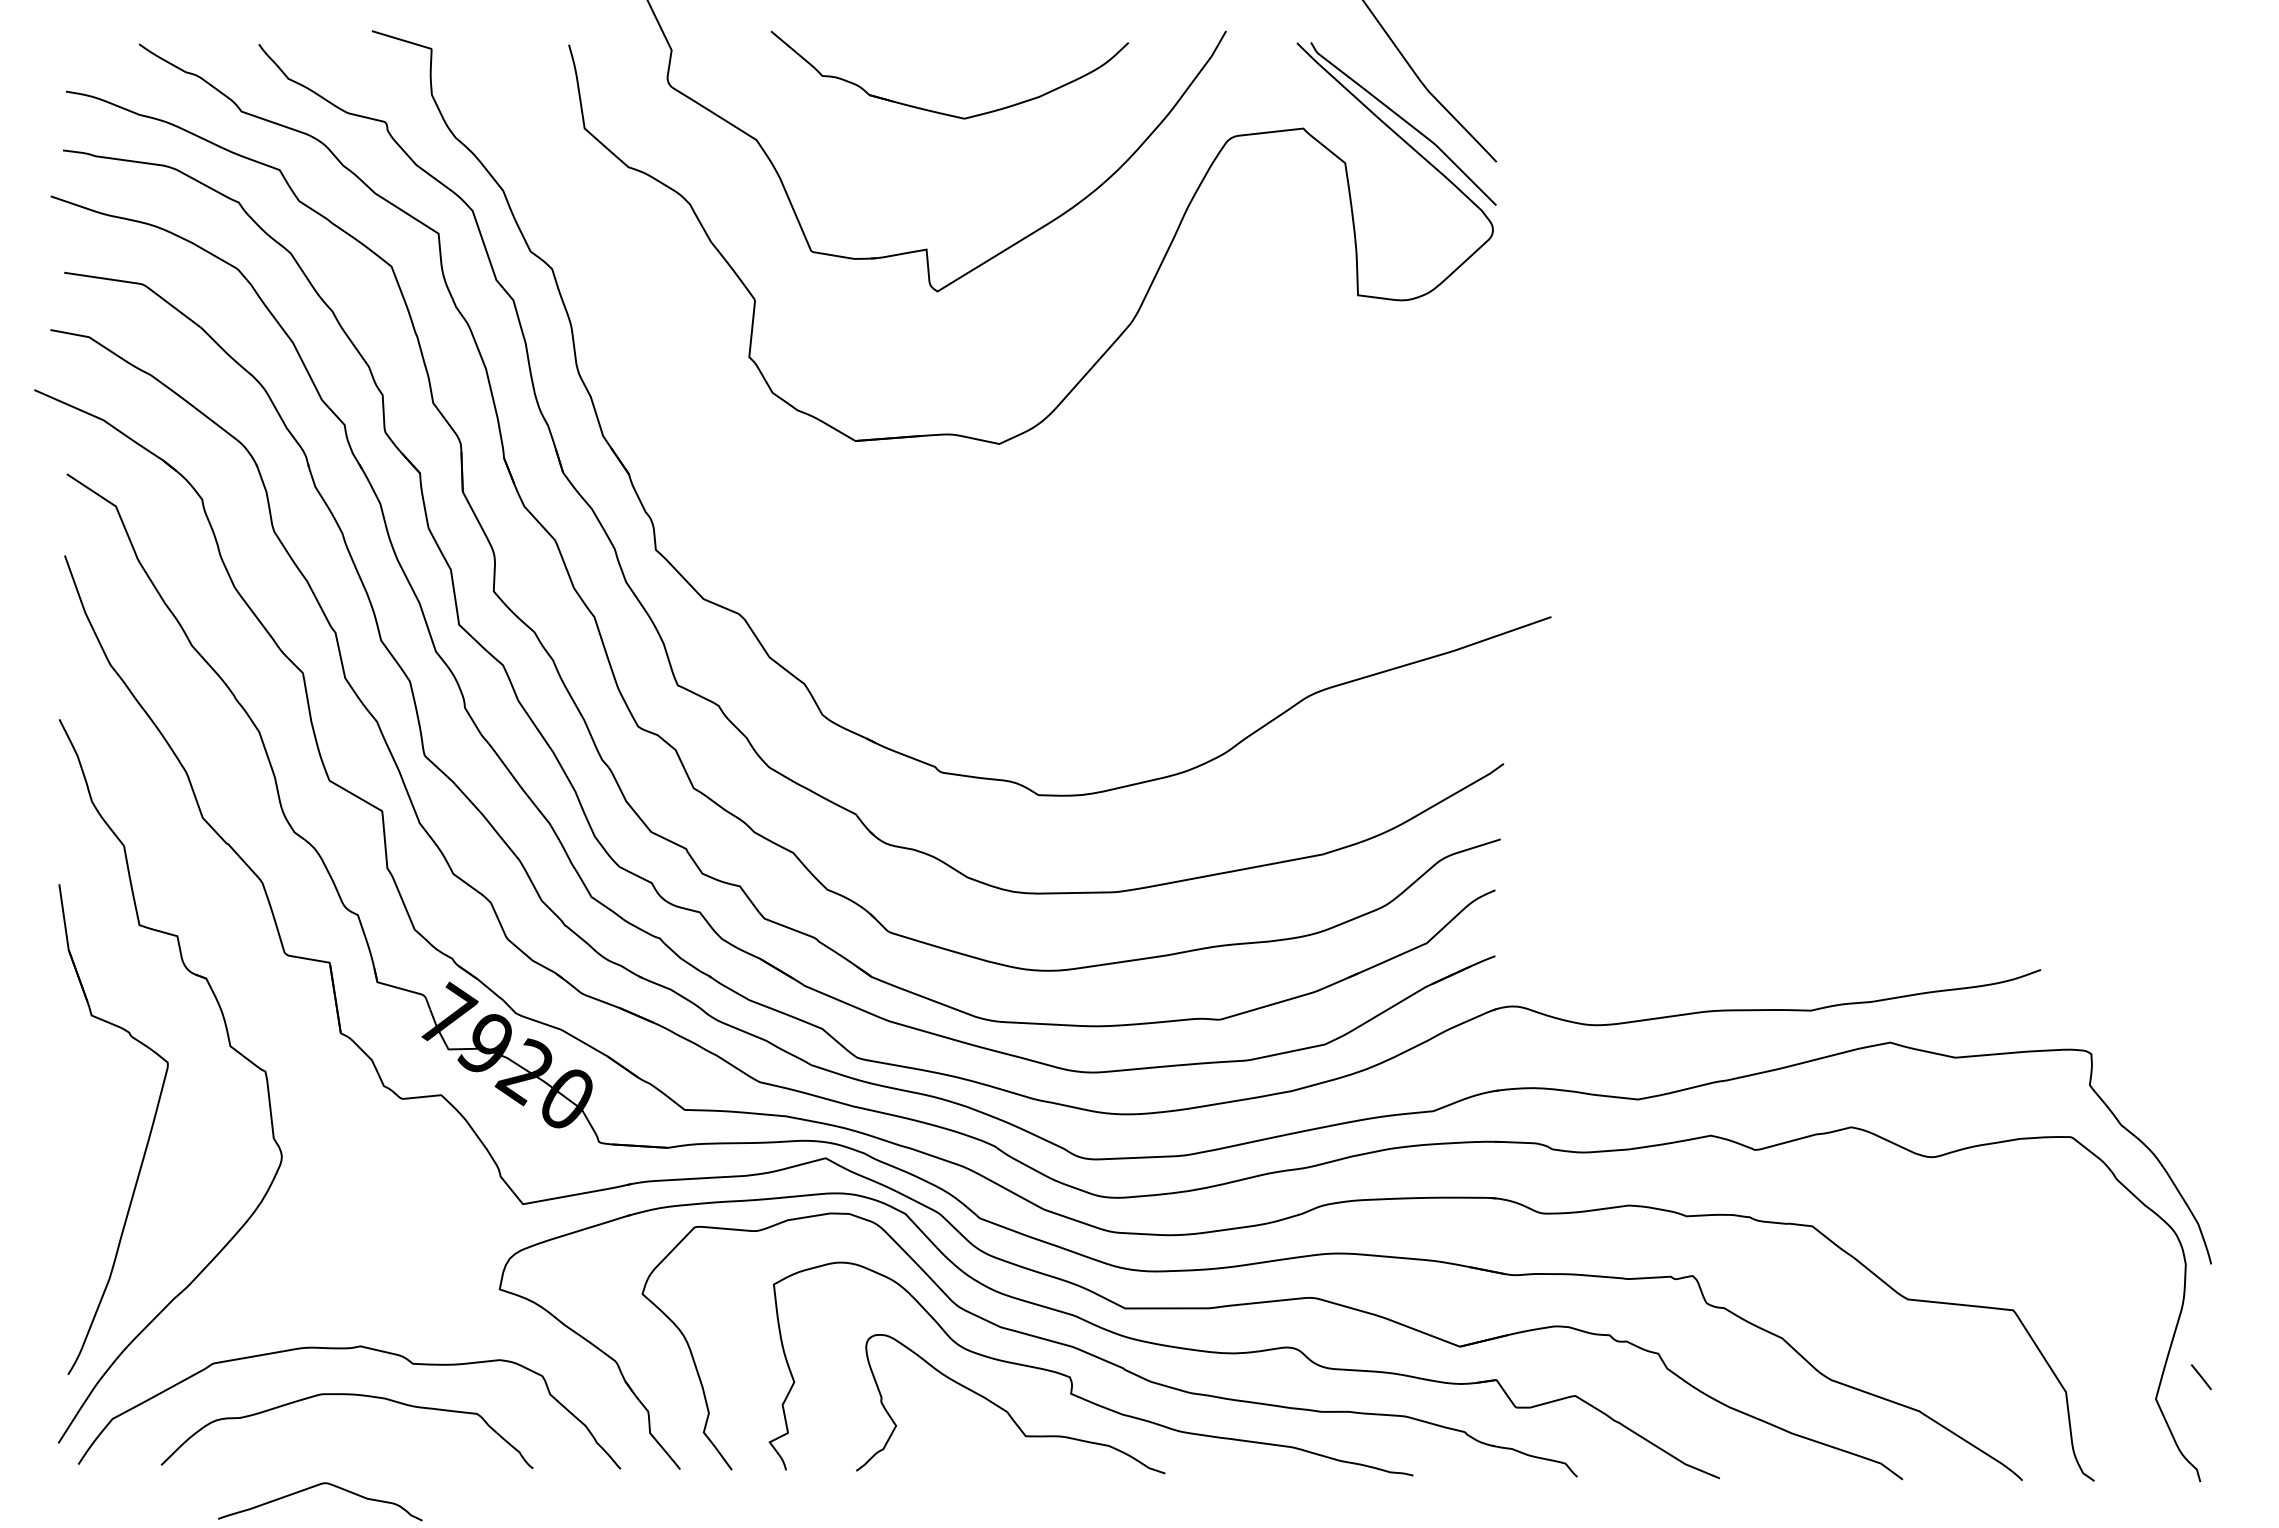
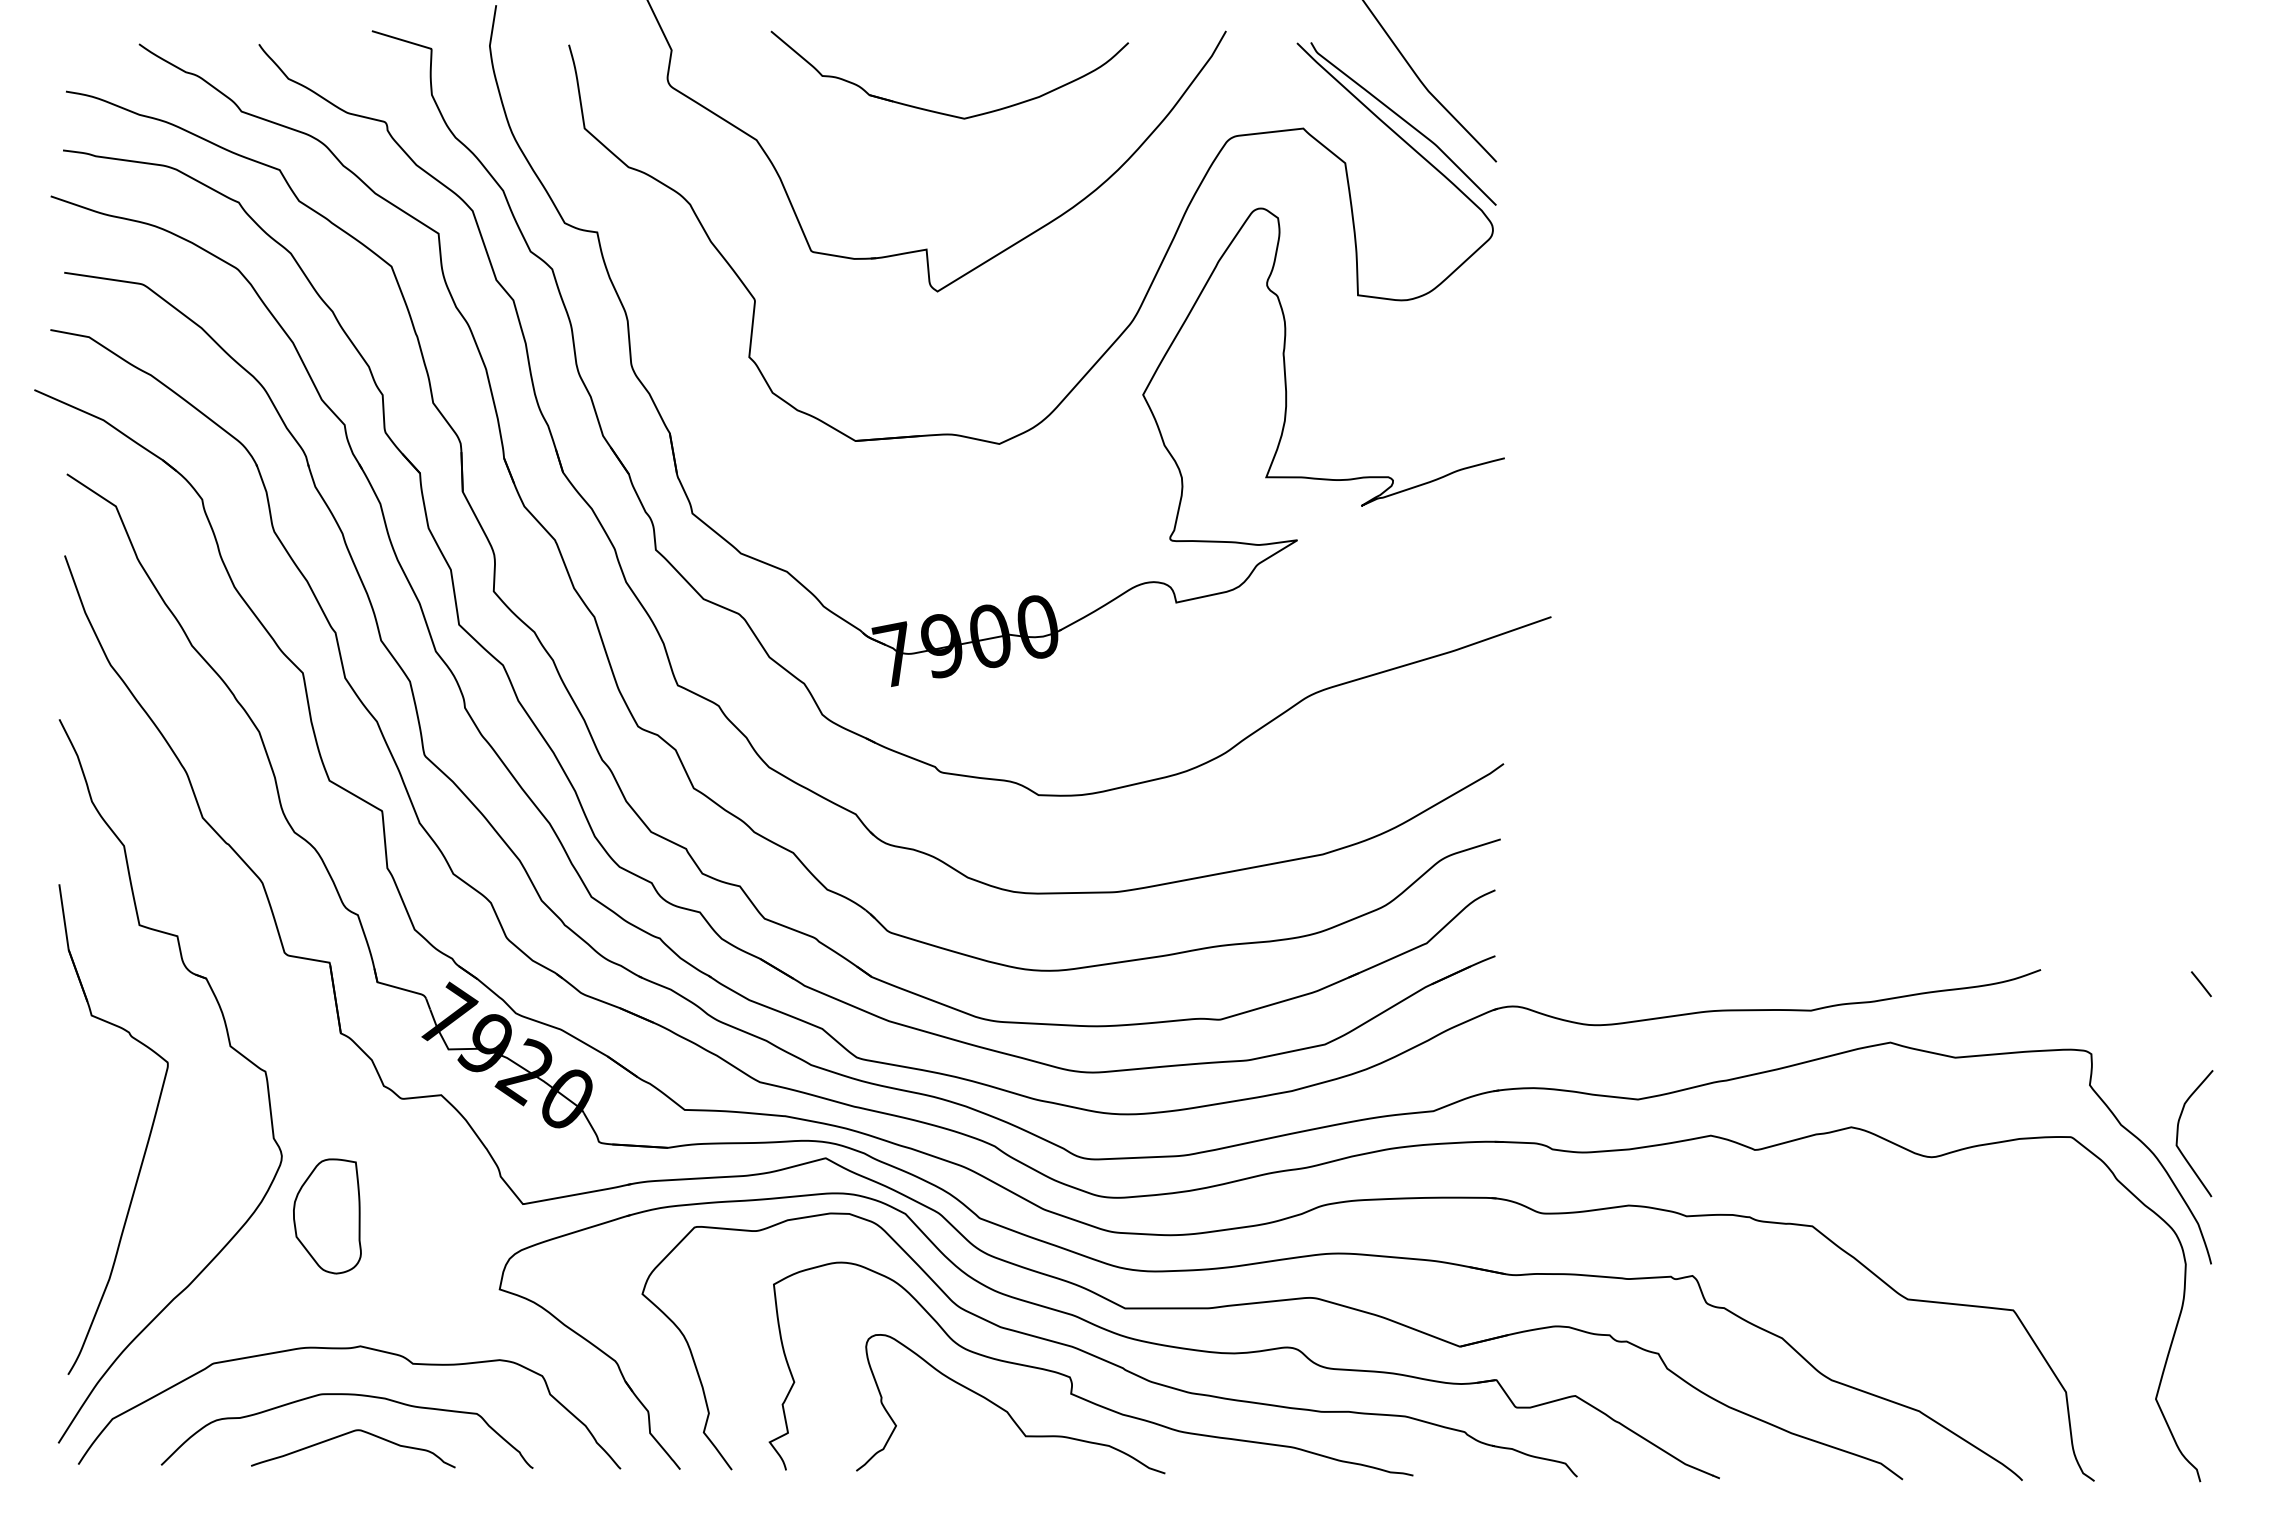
part: none -> present (1142, 393)
curve: none -> present (2178, 1133)
part: none -> present (327, 1216)
line position: (2200, 1377) -> (2200, 984) (2200, 984)
curve position: (314, 1487) -> (347, 1434) (347, 1434)
